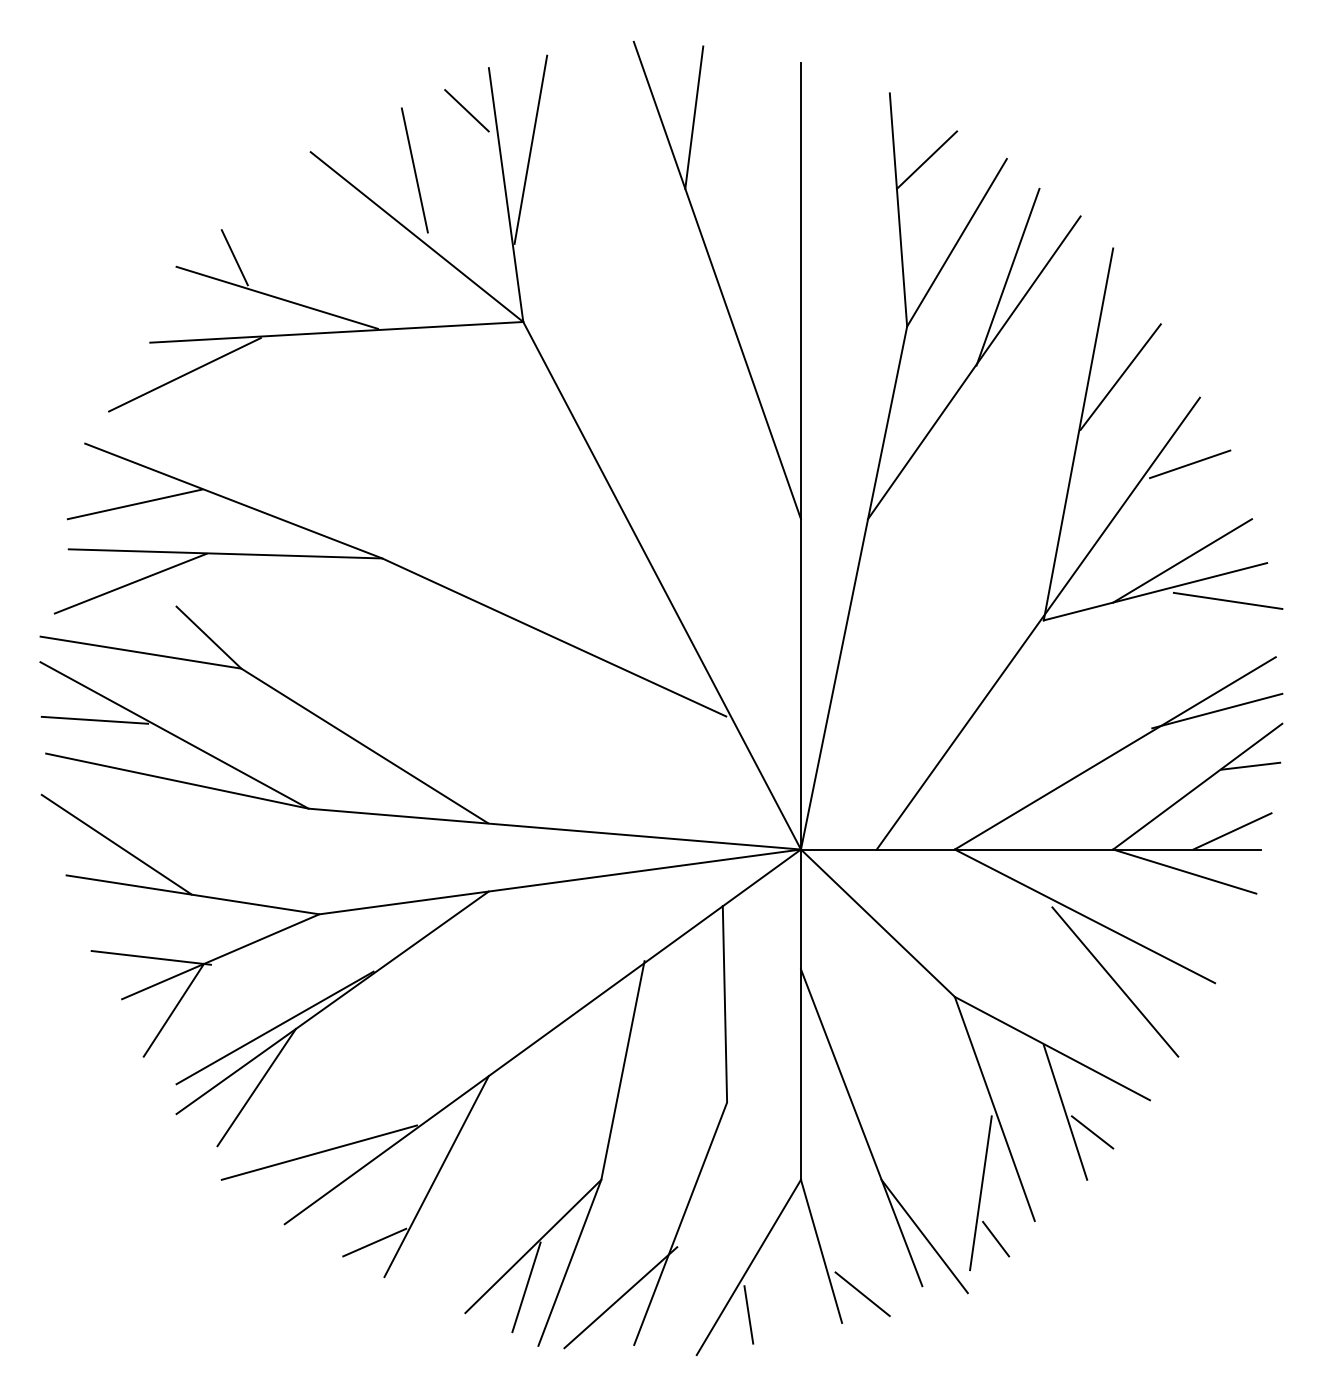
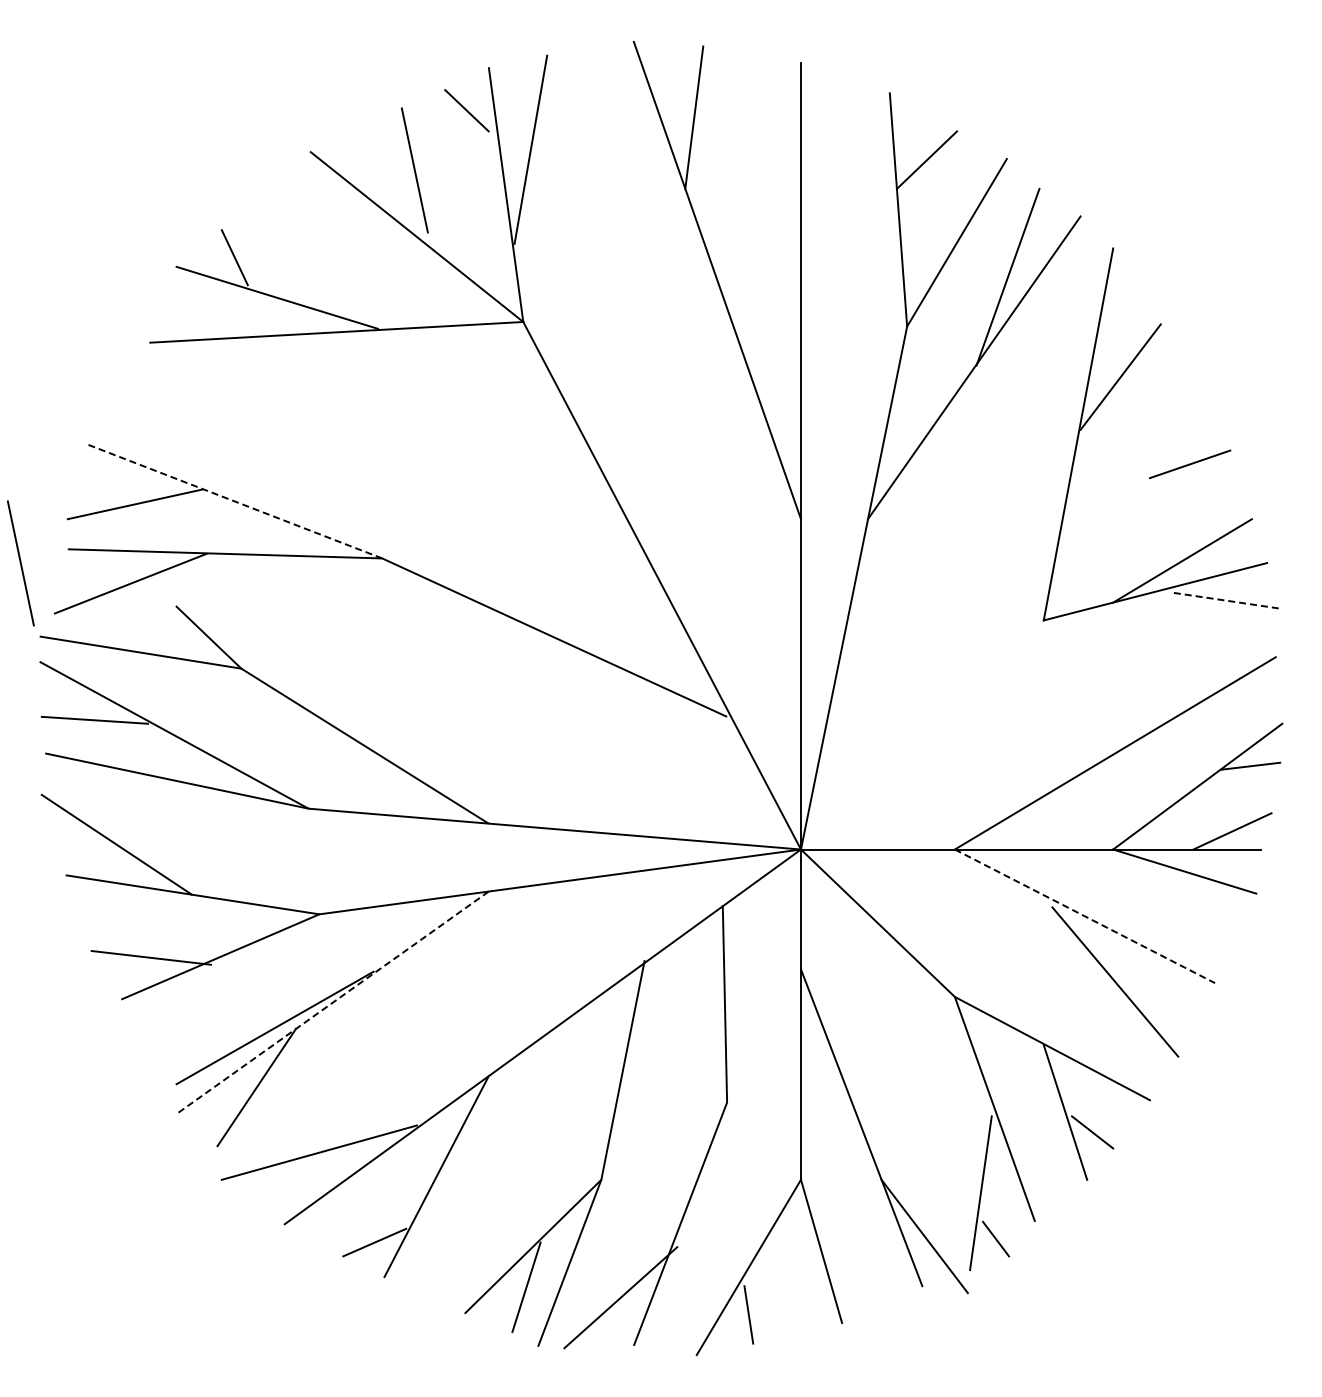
line: present -> none (184, 374)
line: solid -> dashed (233, 500)
line: none -> present (20, 563)
line: solid -> dashed (1228, 600)
line: present -> none (1037, 623)
line: present -> none (1217, 710)
line: solid -> dashed (1085, 916)
line: solid -> dashed (332, 1002)
line: present -> none (173, 1009)
line: present -> none (862, 1294)
